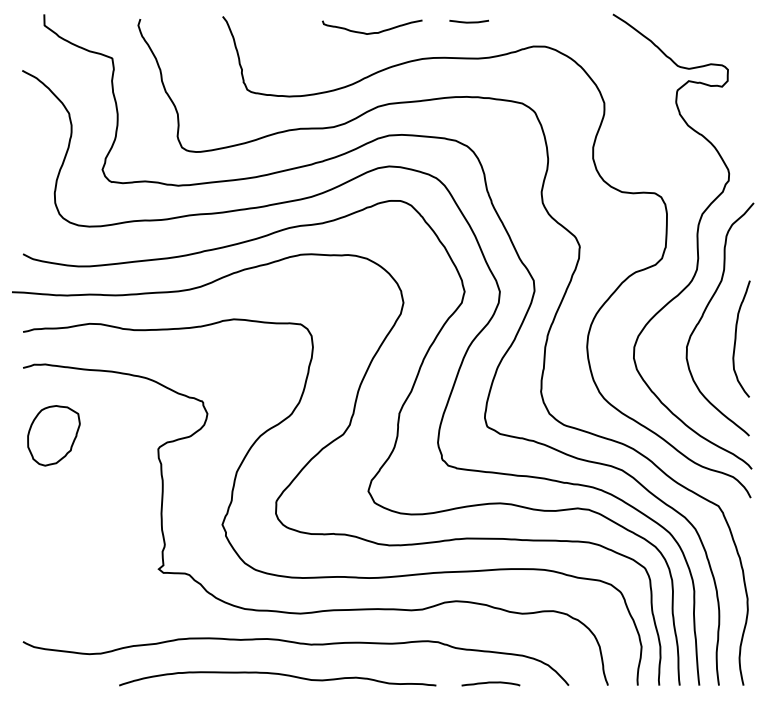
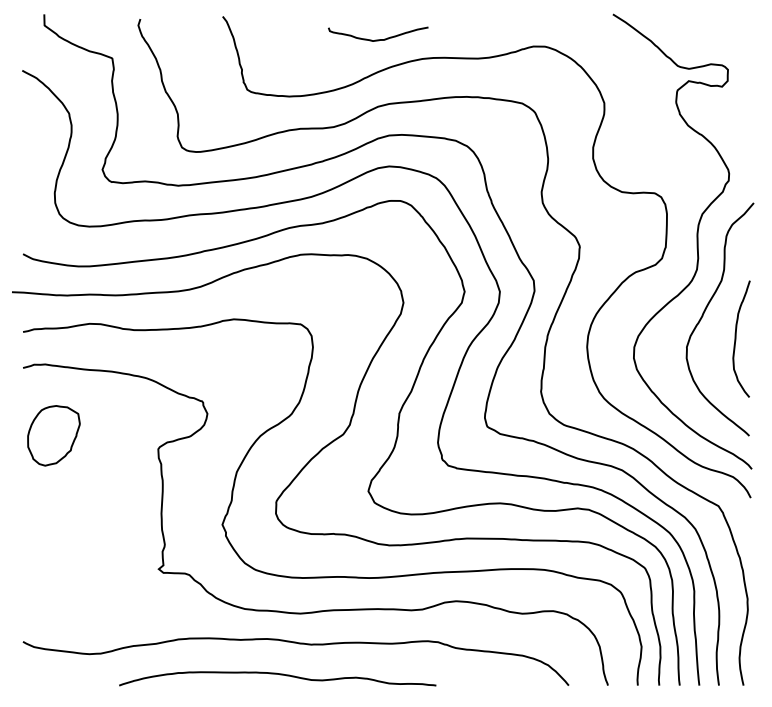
curve: present -> none (469, 21)
curve position: (372, 32) -> (378, 39) (378, 39)
curve: present -> none (490, 683)
